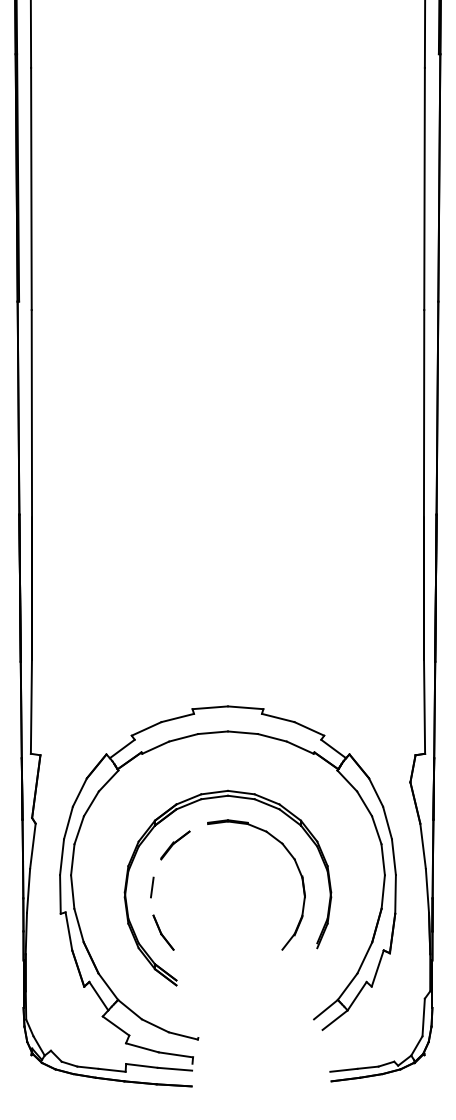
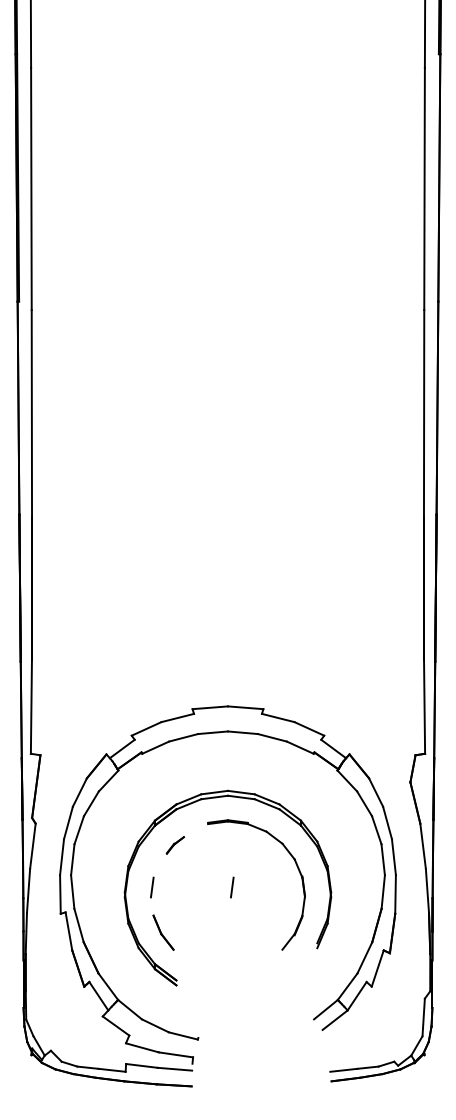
part size: 31x31 px -> 21x19 px (175, 845)
line: none -> present (232, 887)
